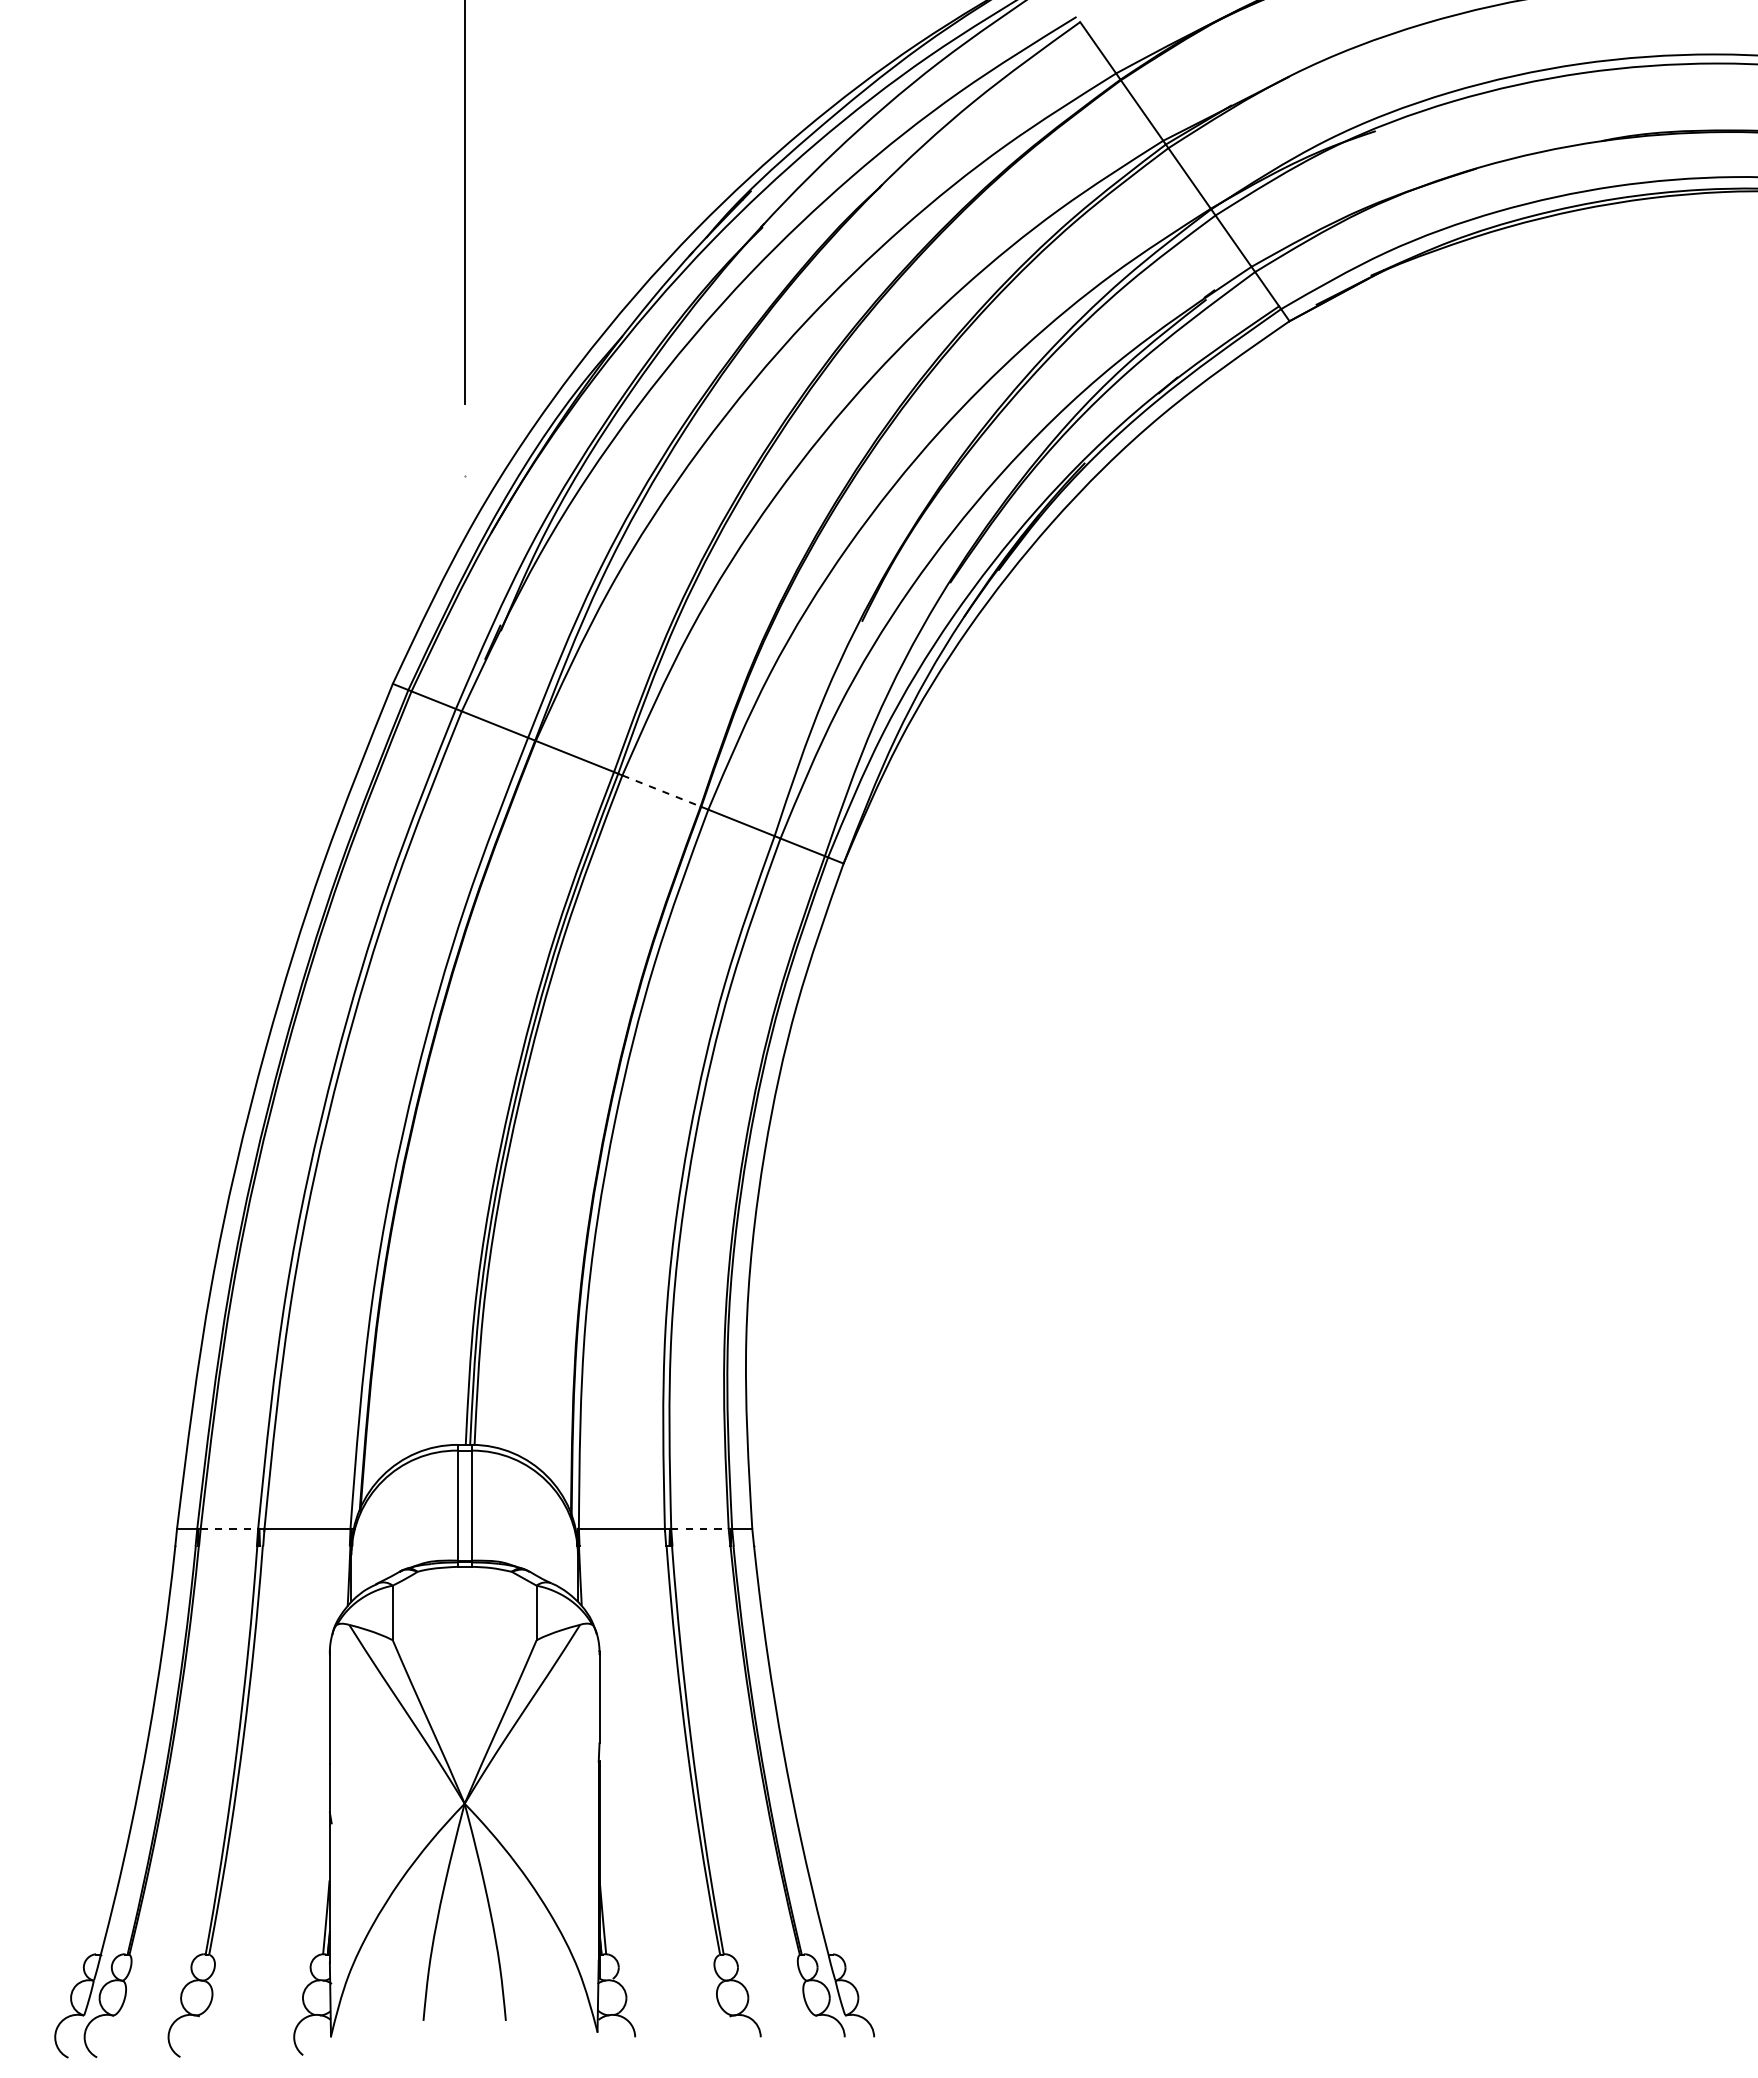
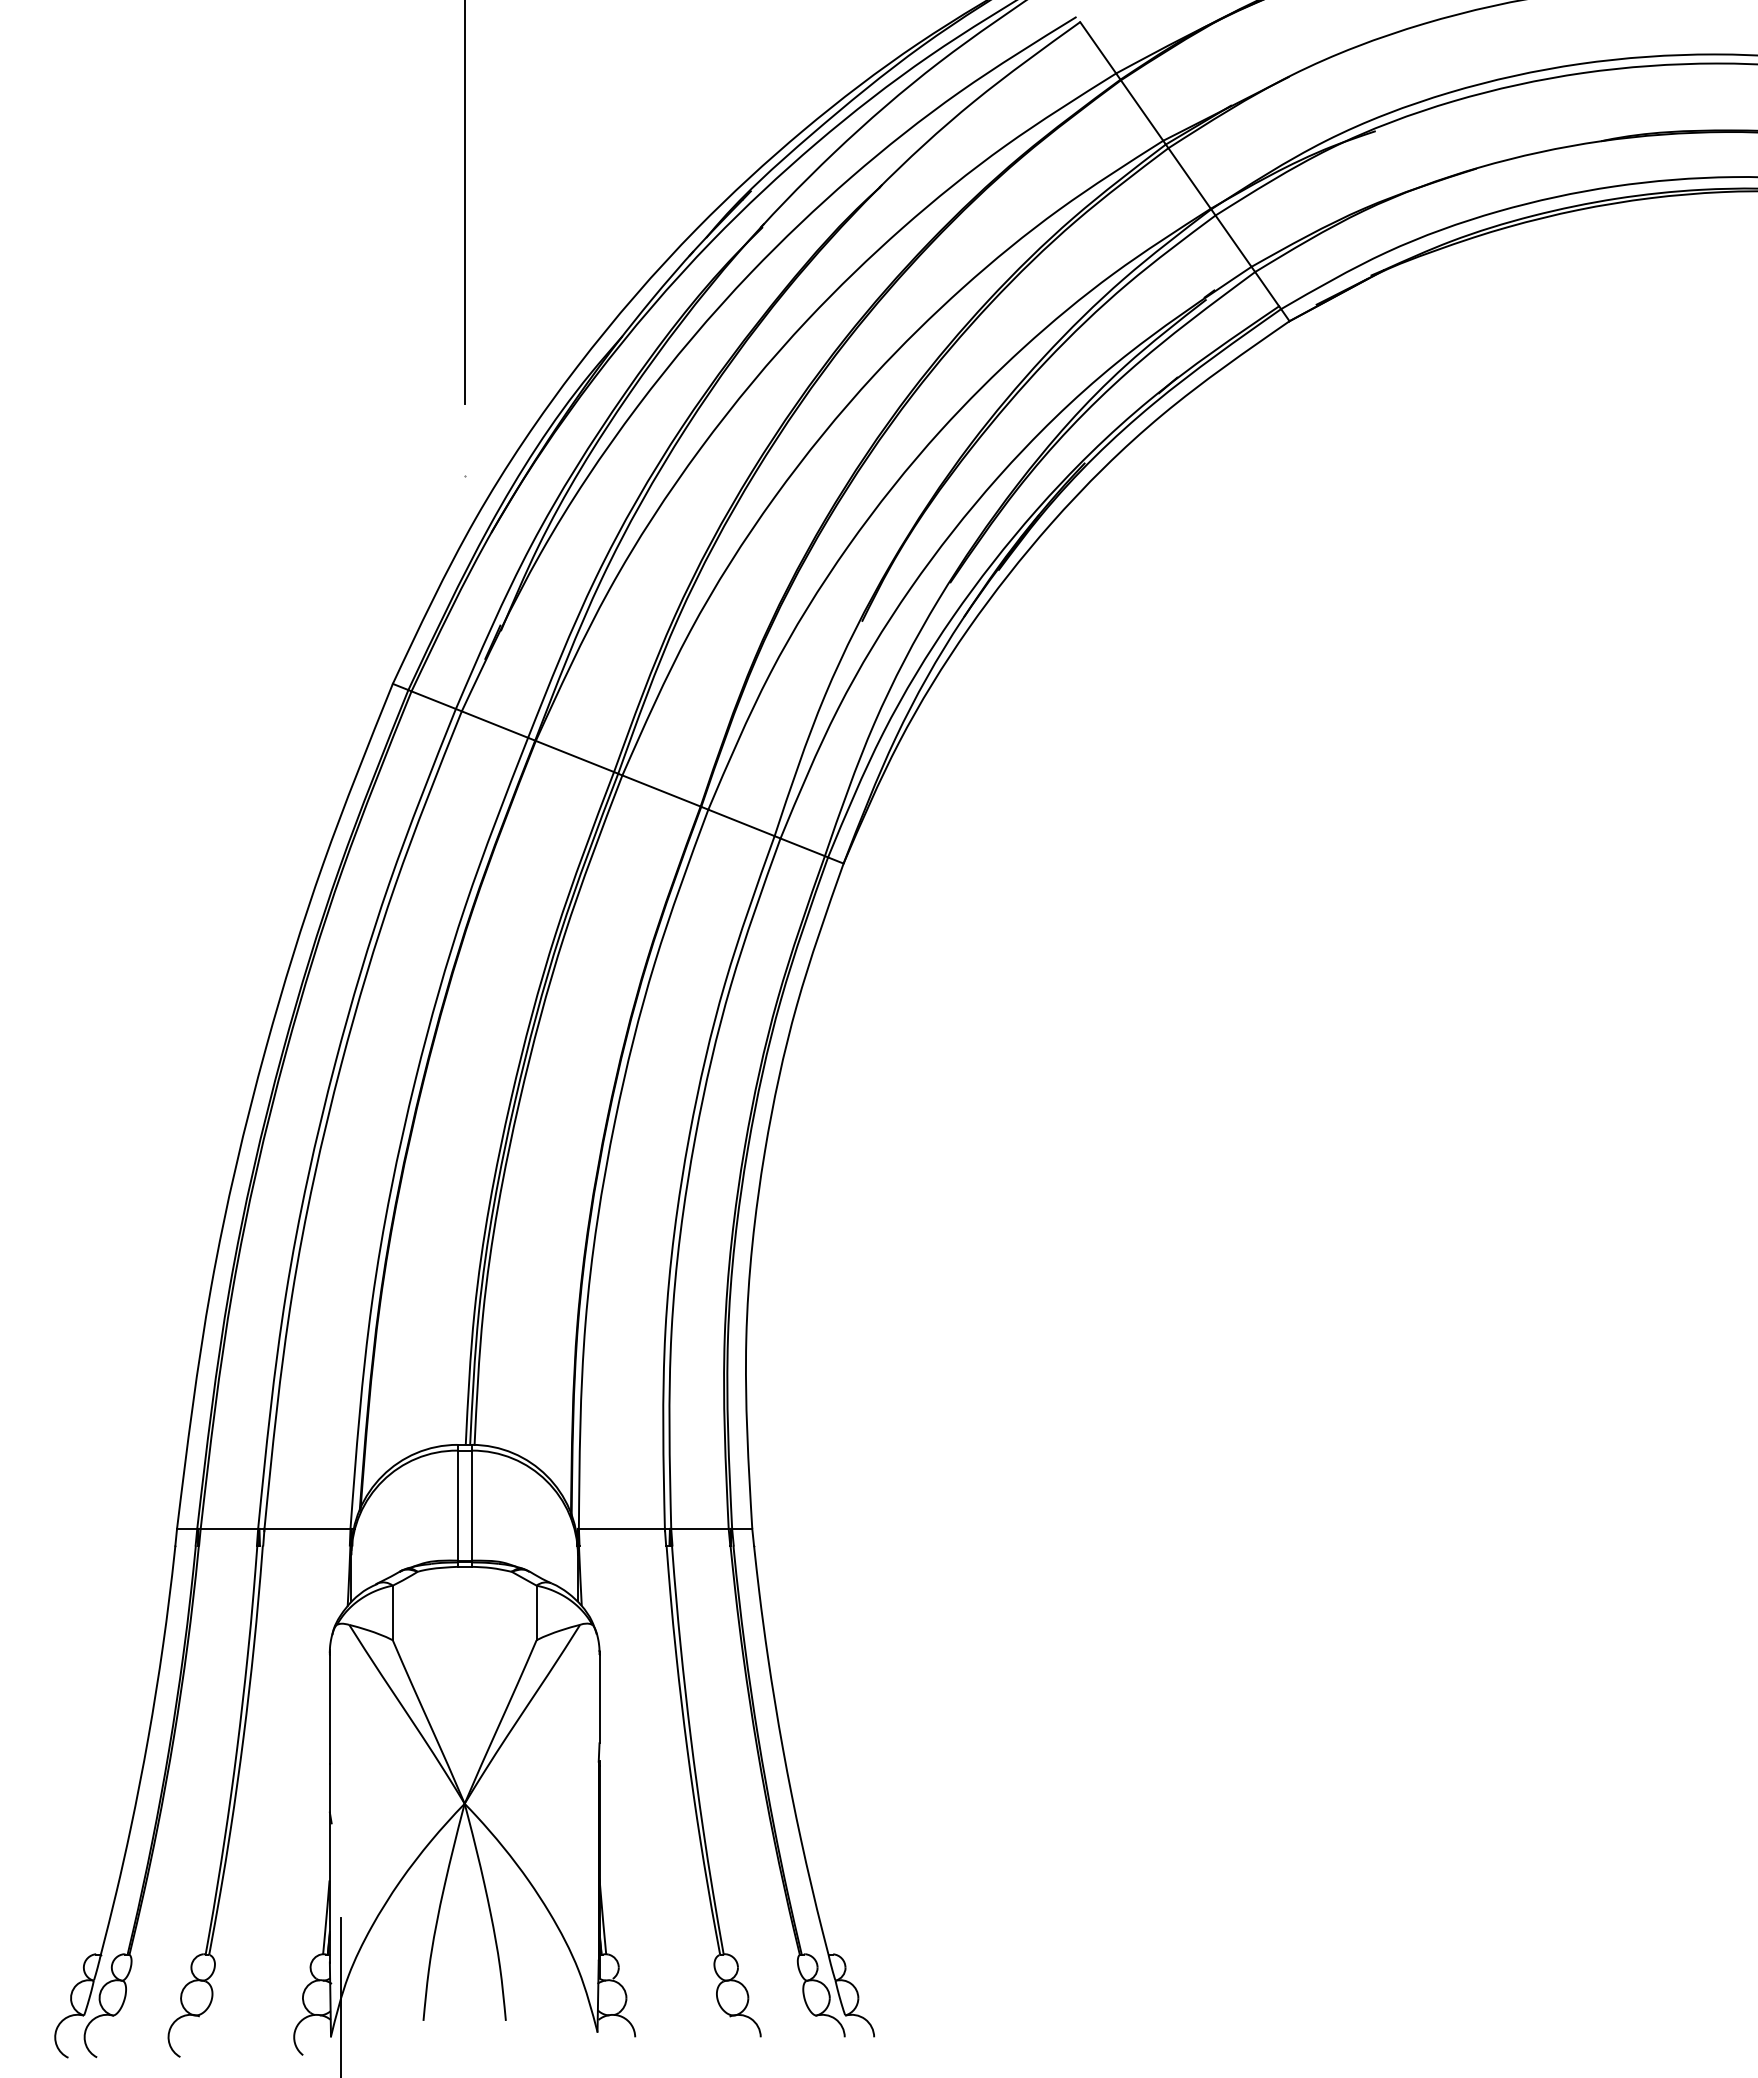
line: dashed -> solid (661, 791)
line: dashed -> solid (229, 1528)
line: dashed -> solid (699, 1528)
line: none -> present (340, 1996)
